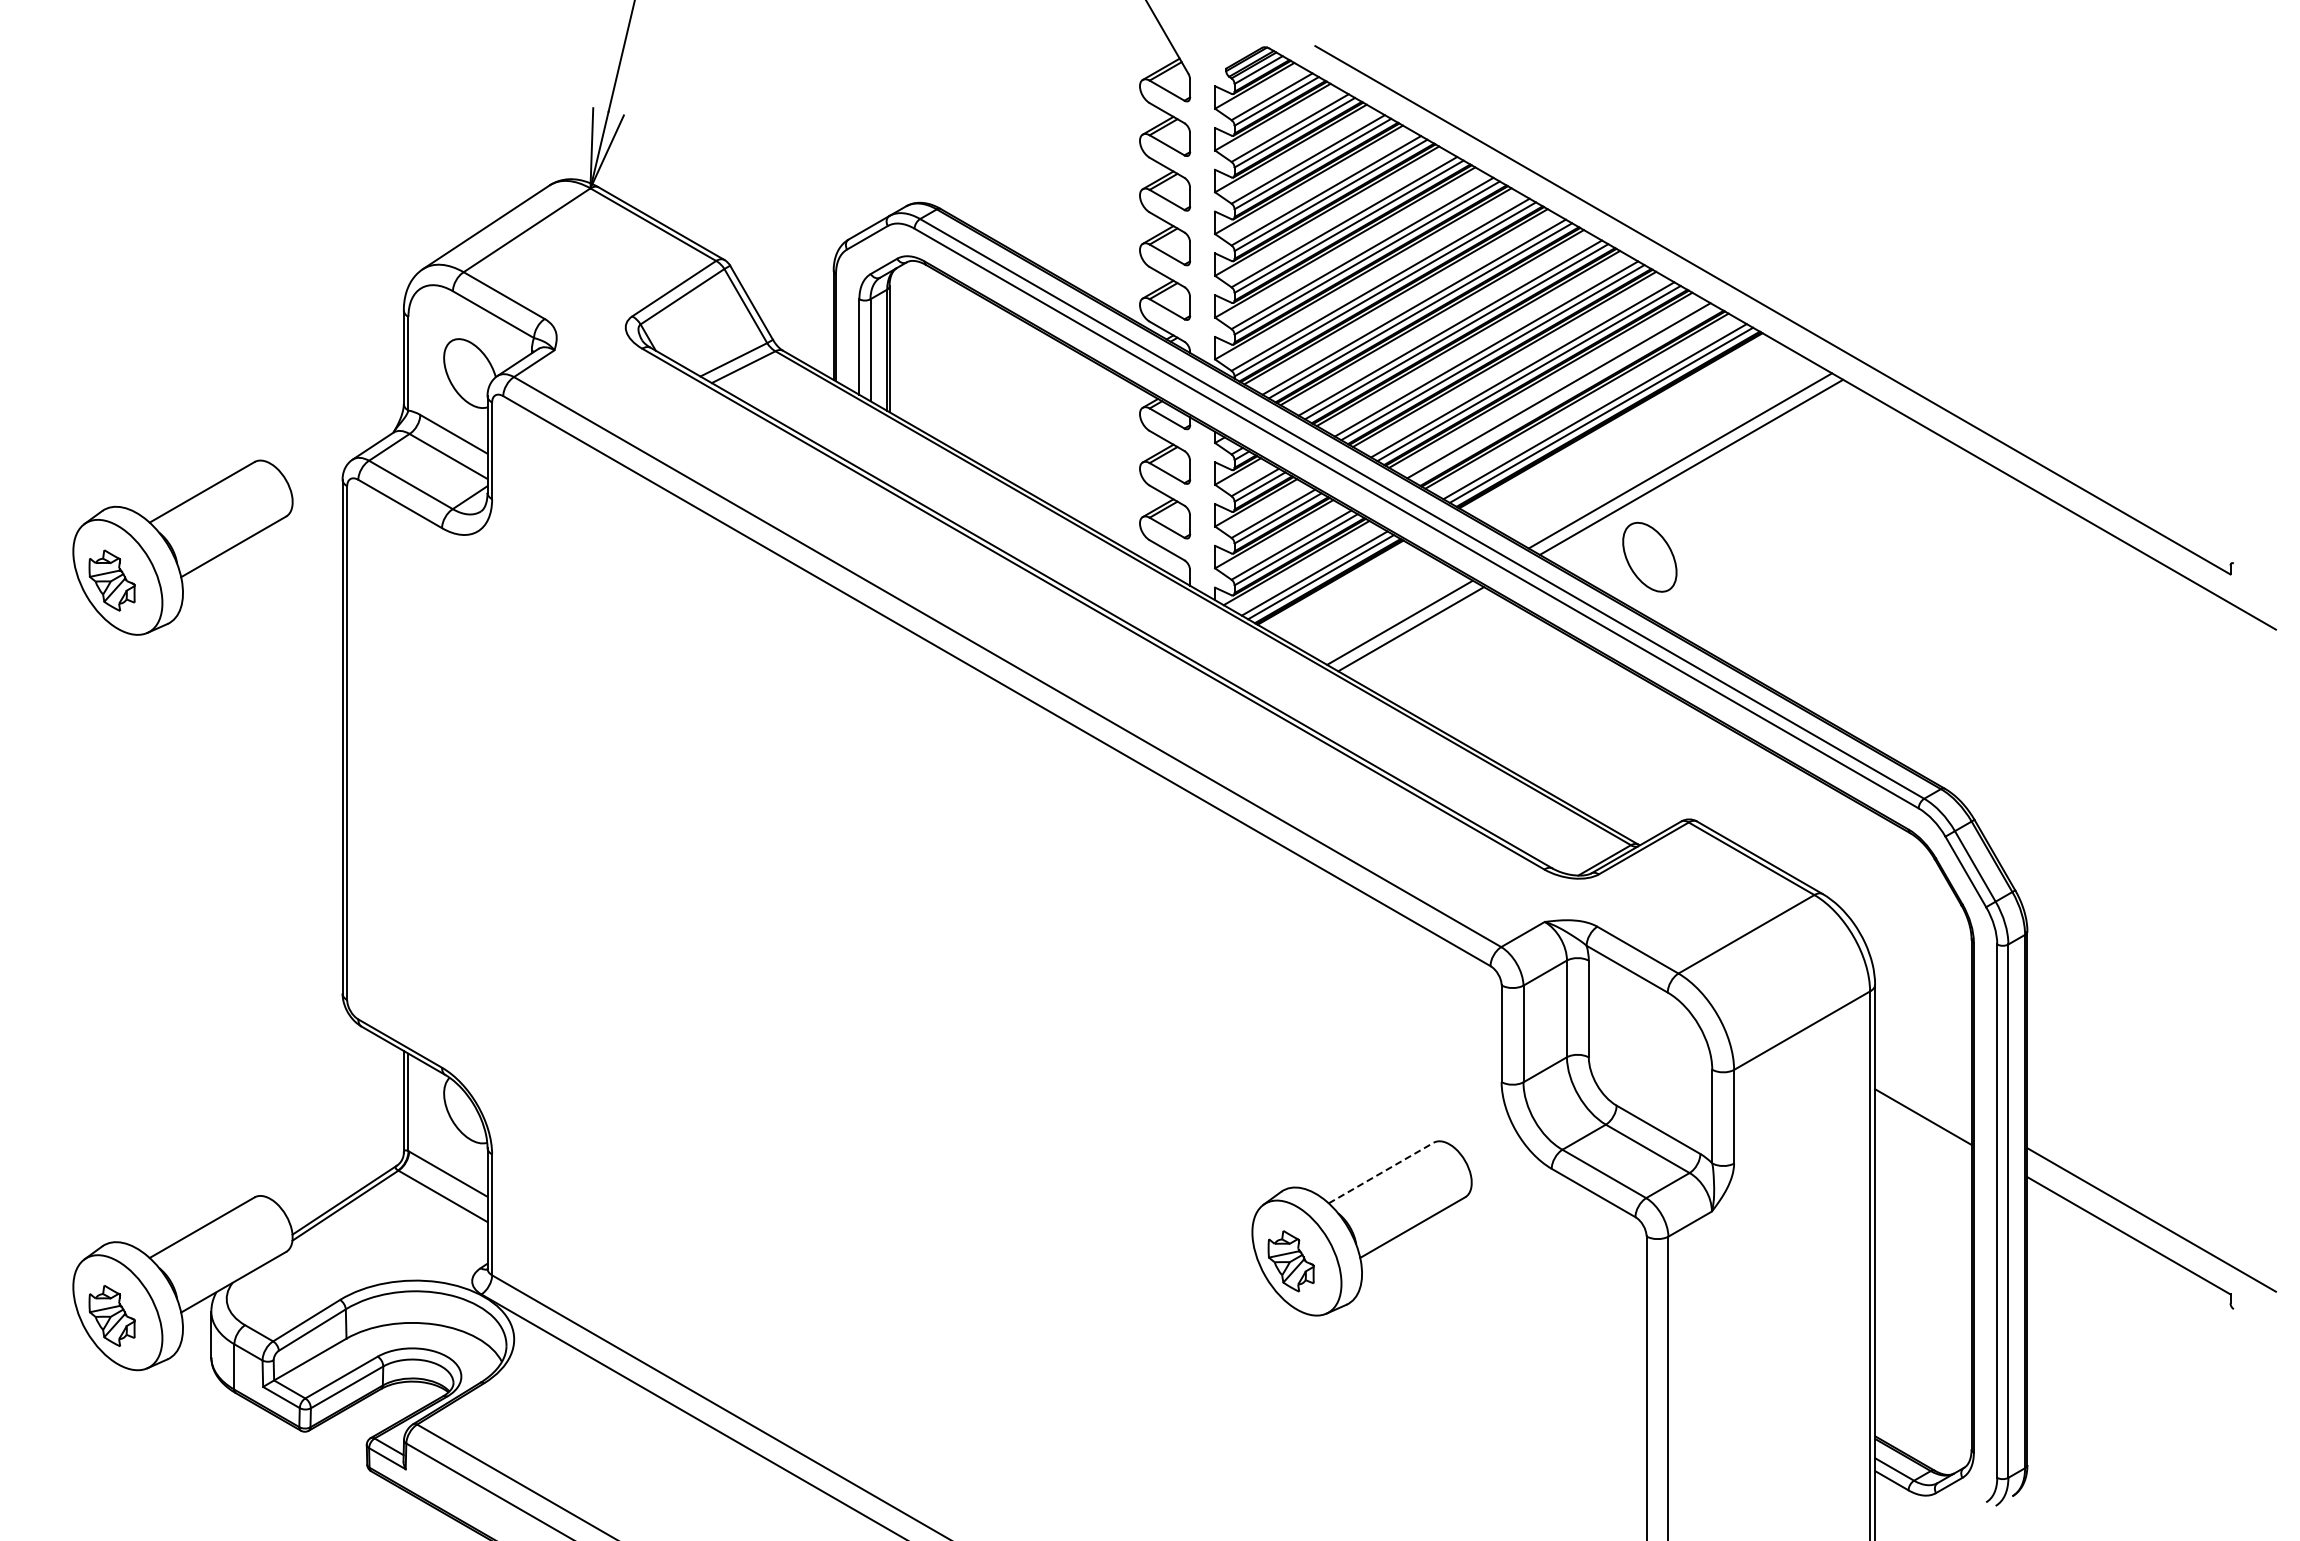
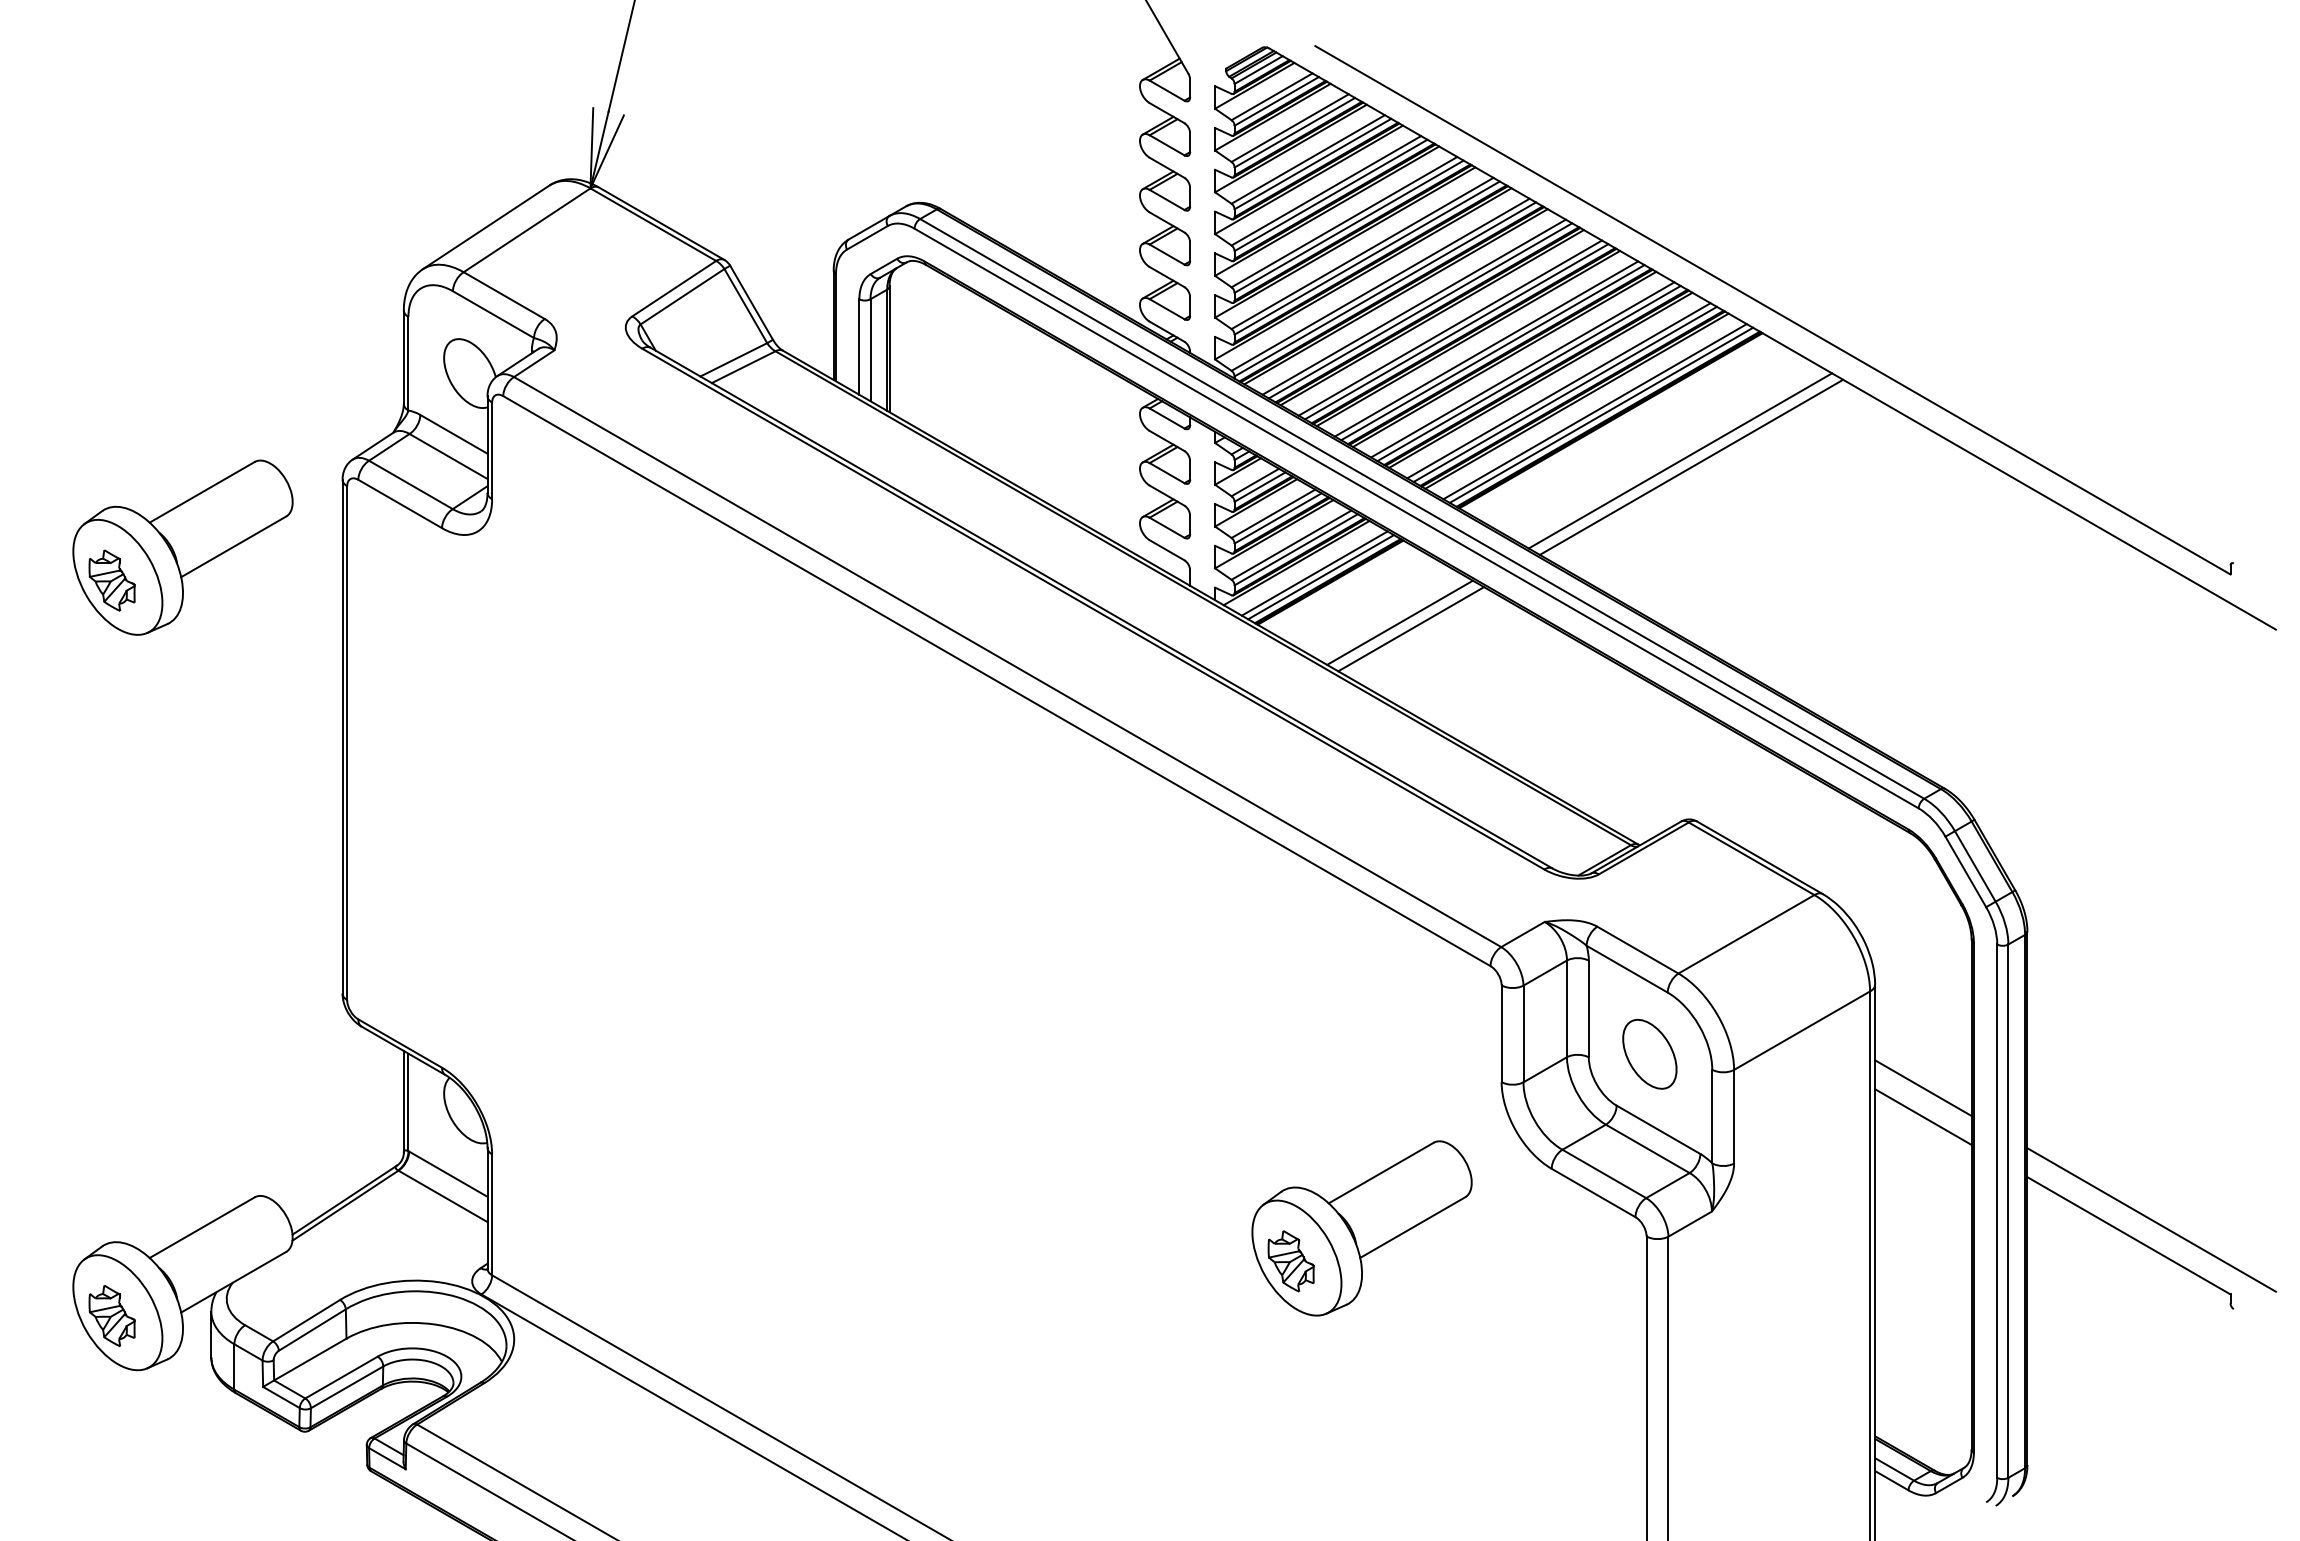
line: none -> present (1564, 394)
part position: (1649, 556) -> (1649, 1053) (1649, 1053)
line: none -> present (1923, 1087)
line: dashed -> solid (1381, 1173)
